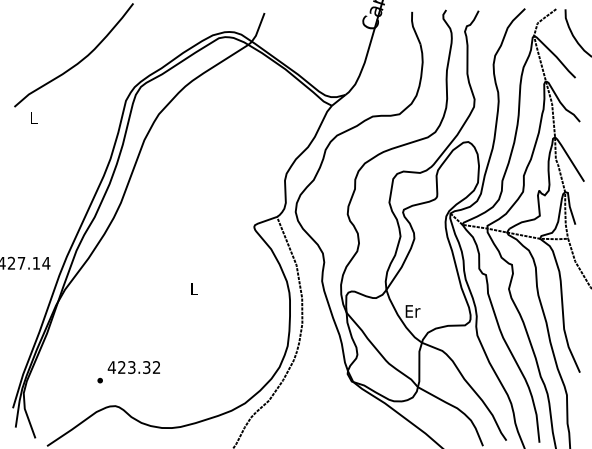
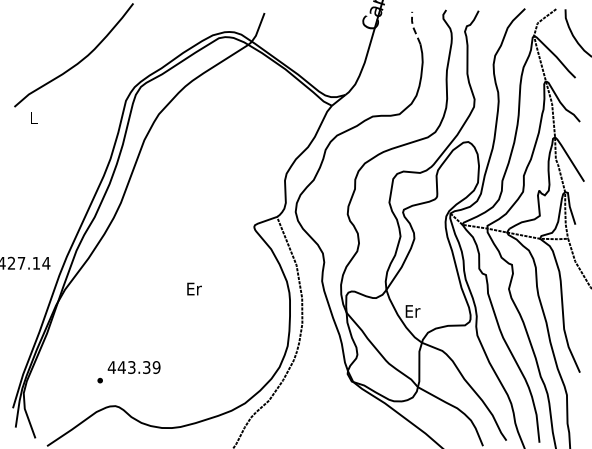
line: solid -> dashed (413, 27)
text: L -> Er (194, 288)
text: 423.32 -> 443.39 (138, 367)
